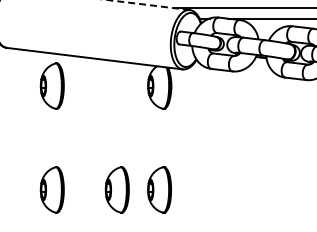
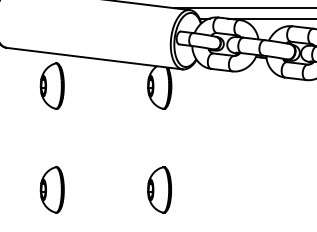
line: dashed -> solid (148, 5)
part: present -> none (116, 189)
